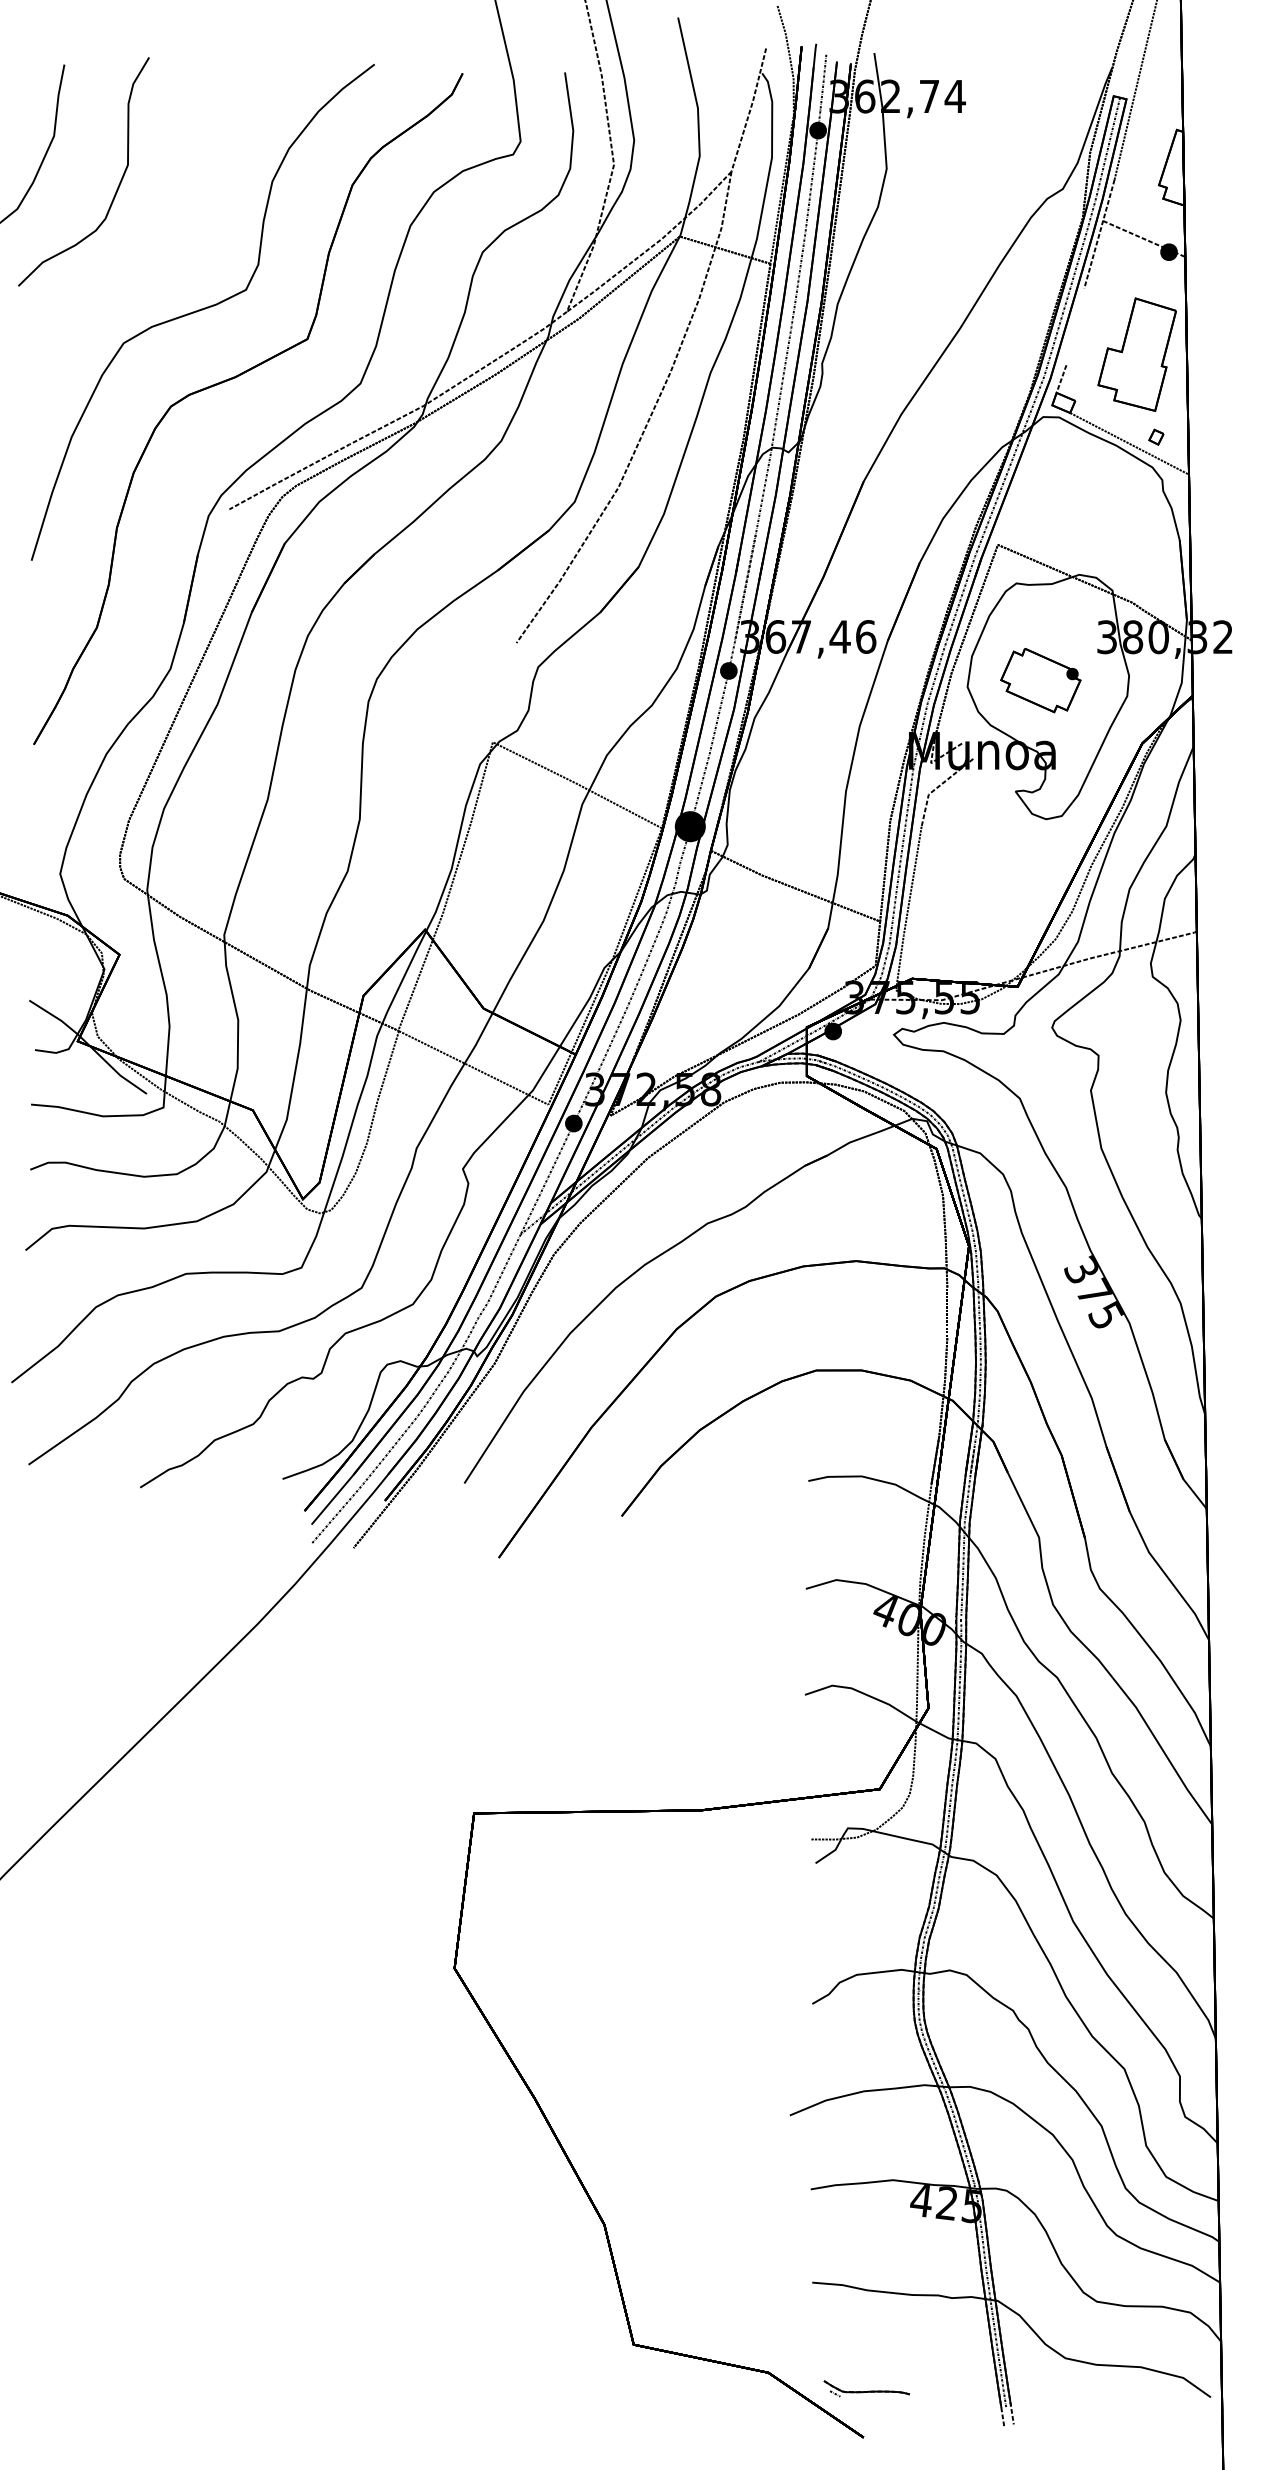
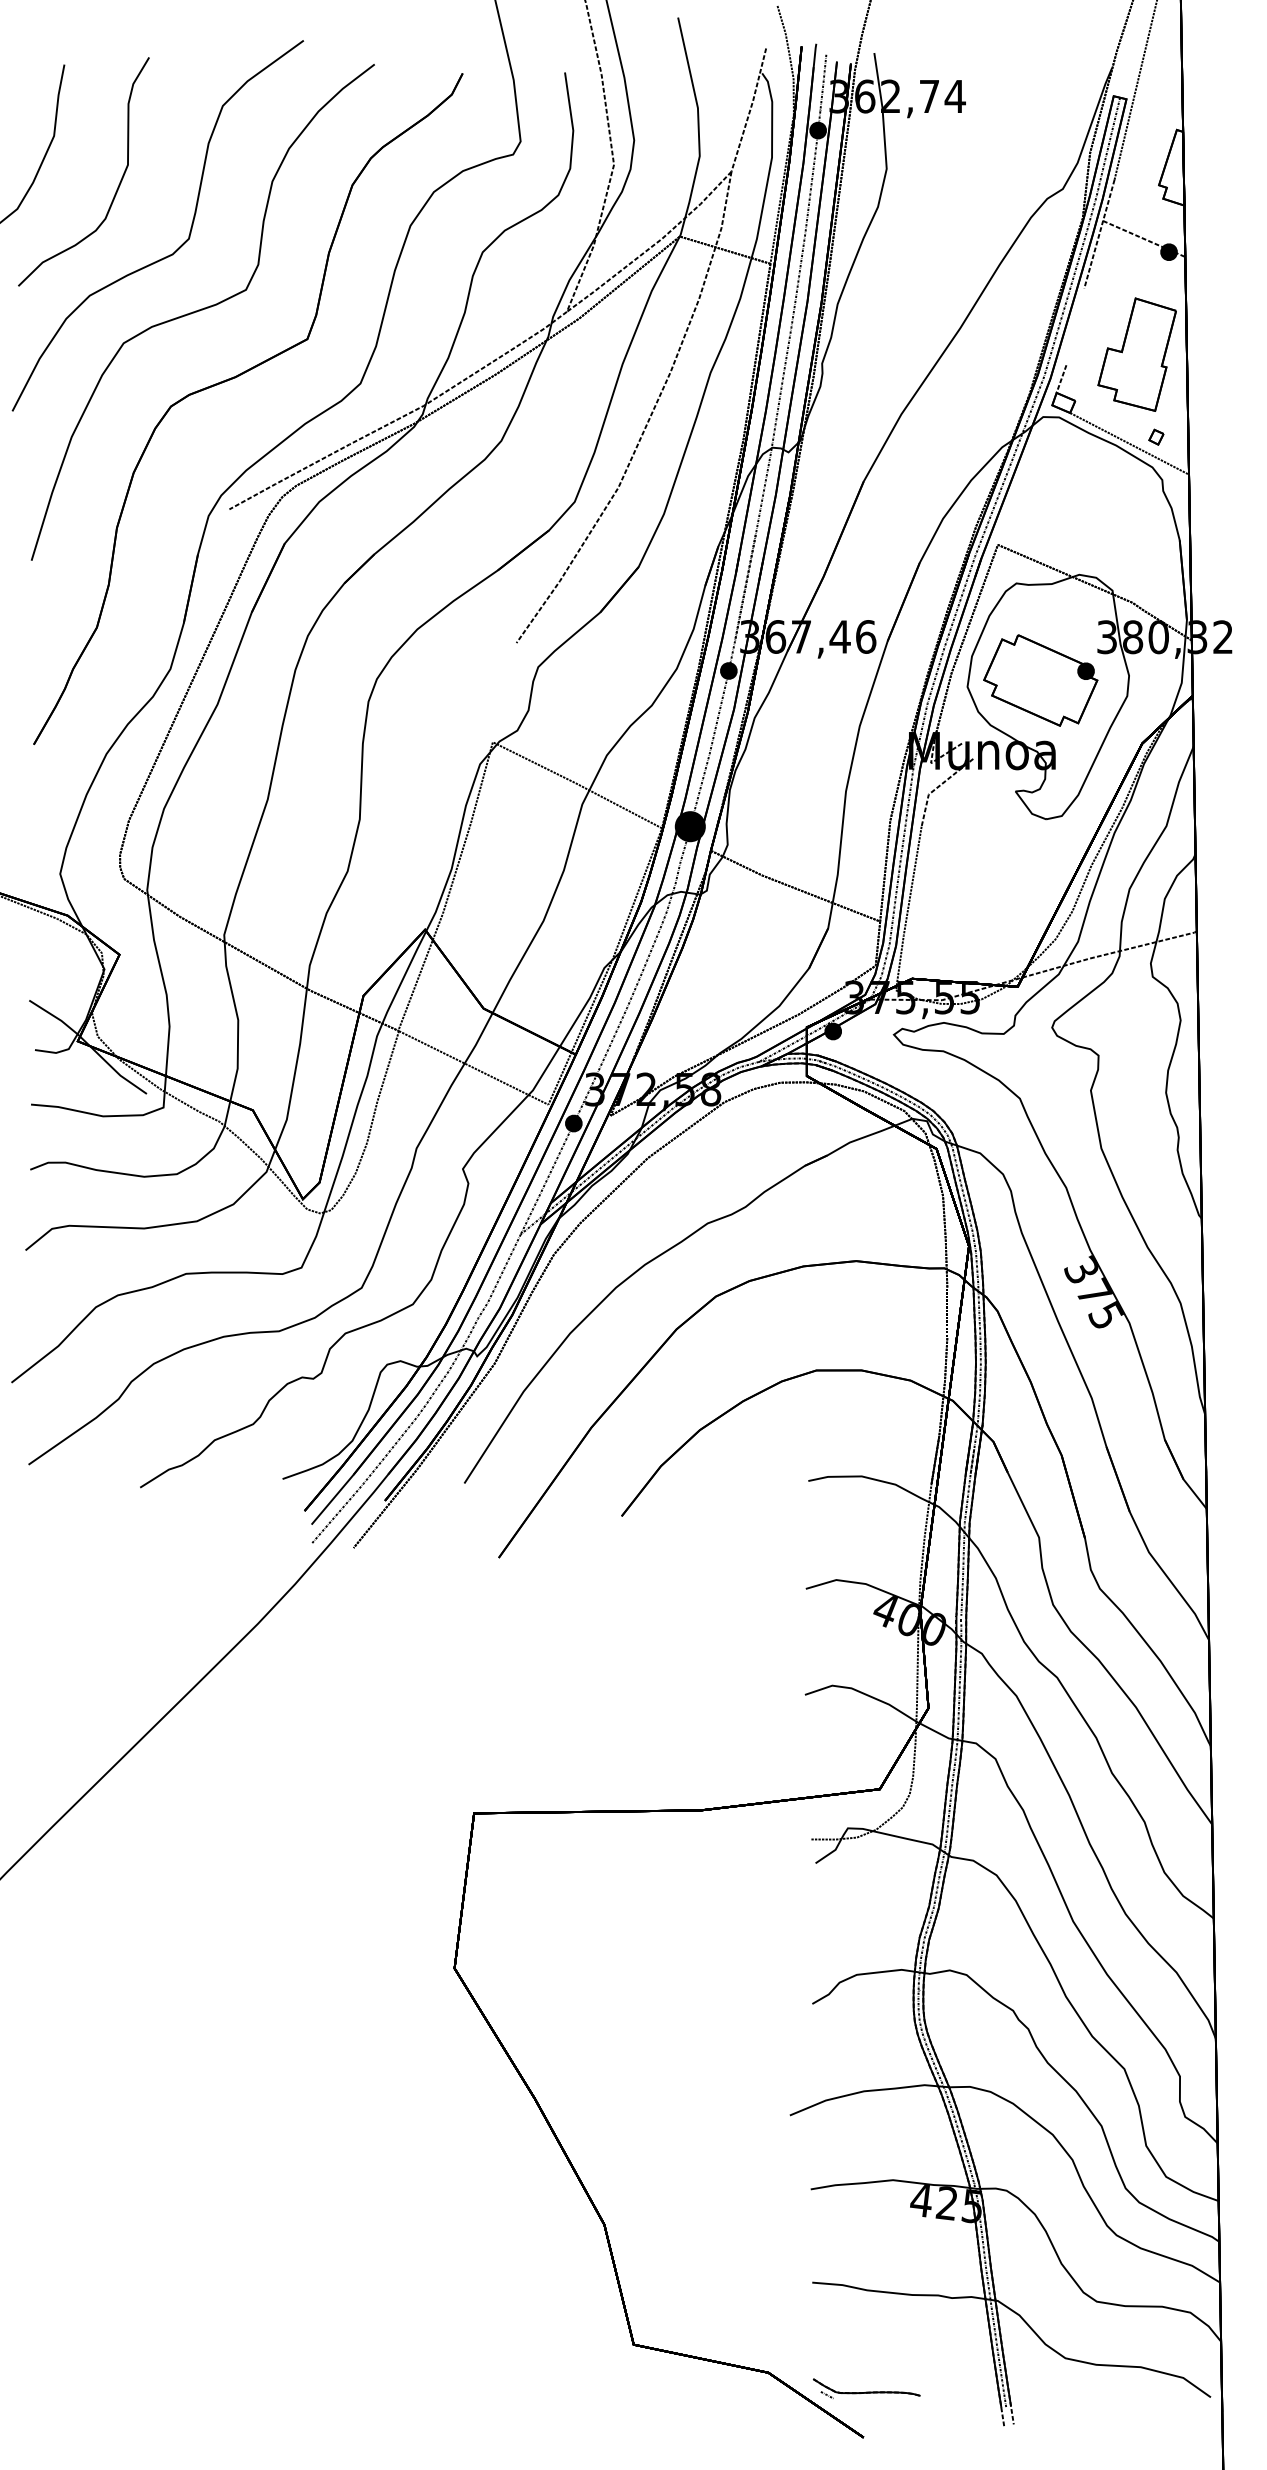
curve: none -> present (179, 246)
part size: 82x66 px -> 116x93 px (1040, 680)
part size: 87x18 px -> 108x21 px (866, 2388)
